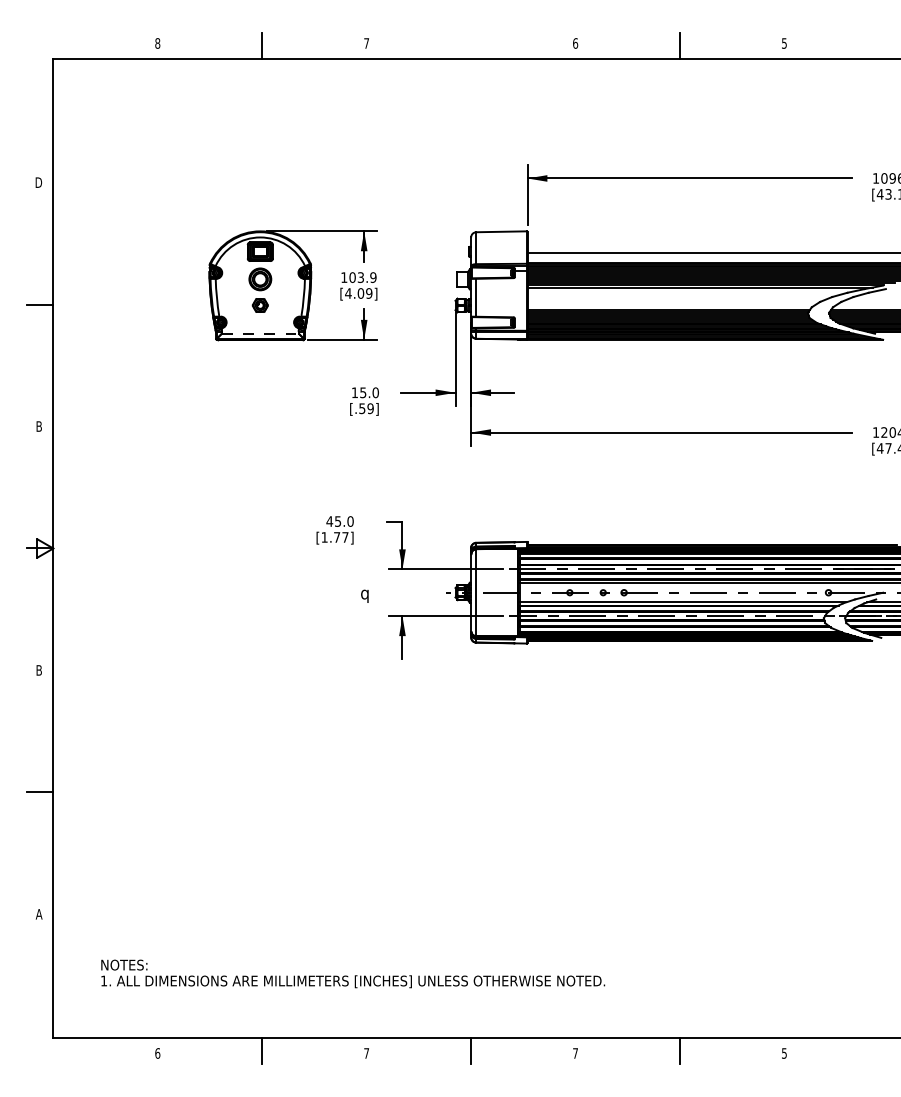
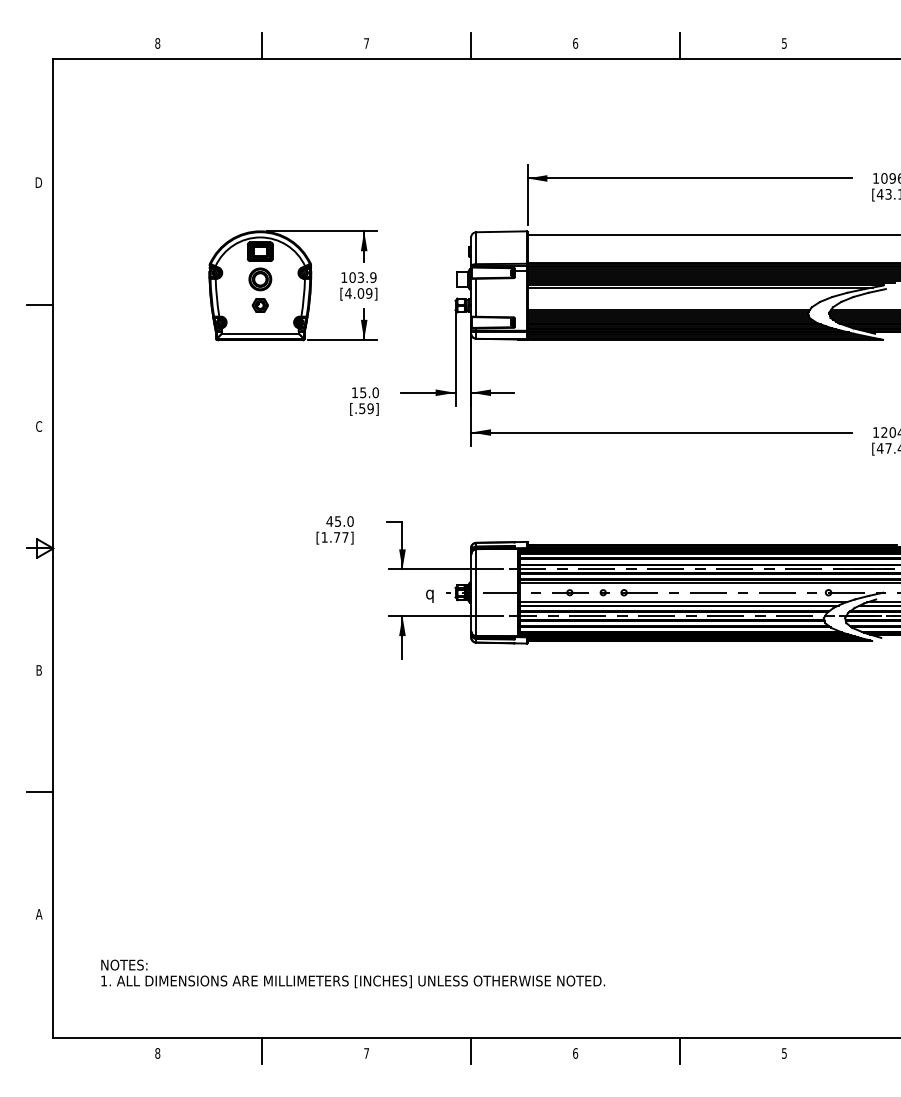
line: none -> present (471, 45)
line position: (712, 253) -> (712, 235) (712, 235)
line: dashed -> solid (260, 333)
text: B -> C (39, 426)
text position: (364, 595) -> (429, 595) (429, 595)
text: 6 -> 8 (157, 1053)
text: 7 -> 6 (575, 1053)
